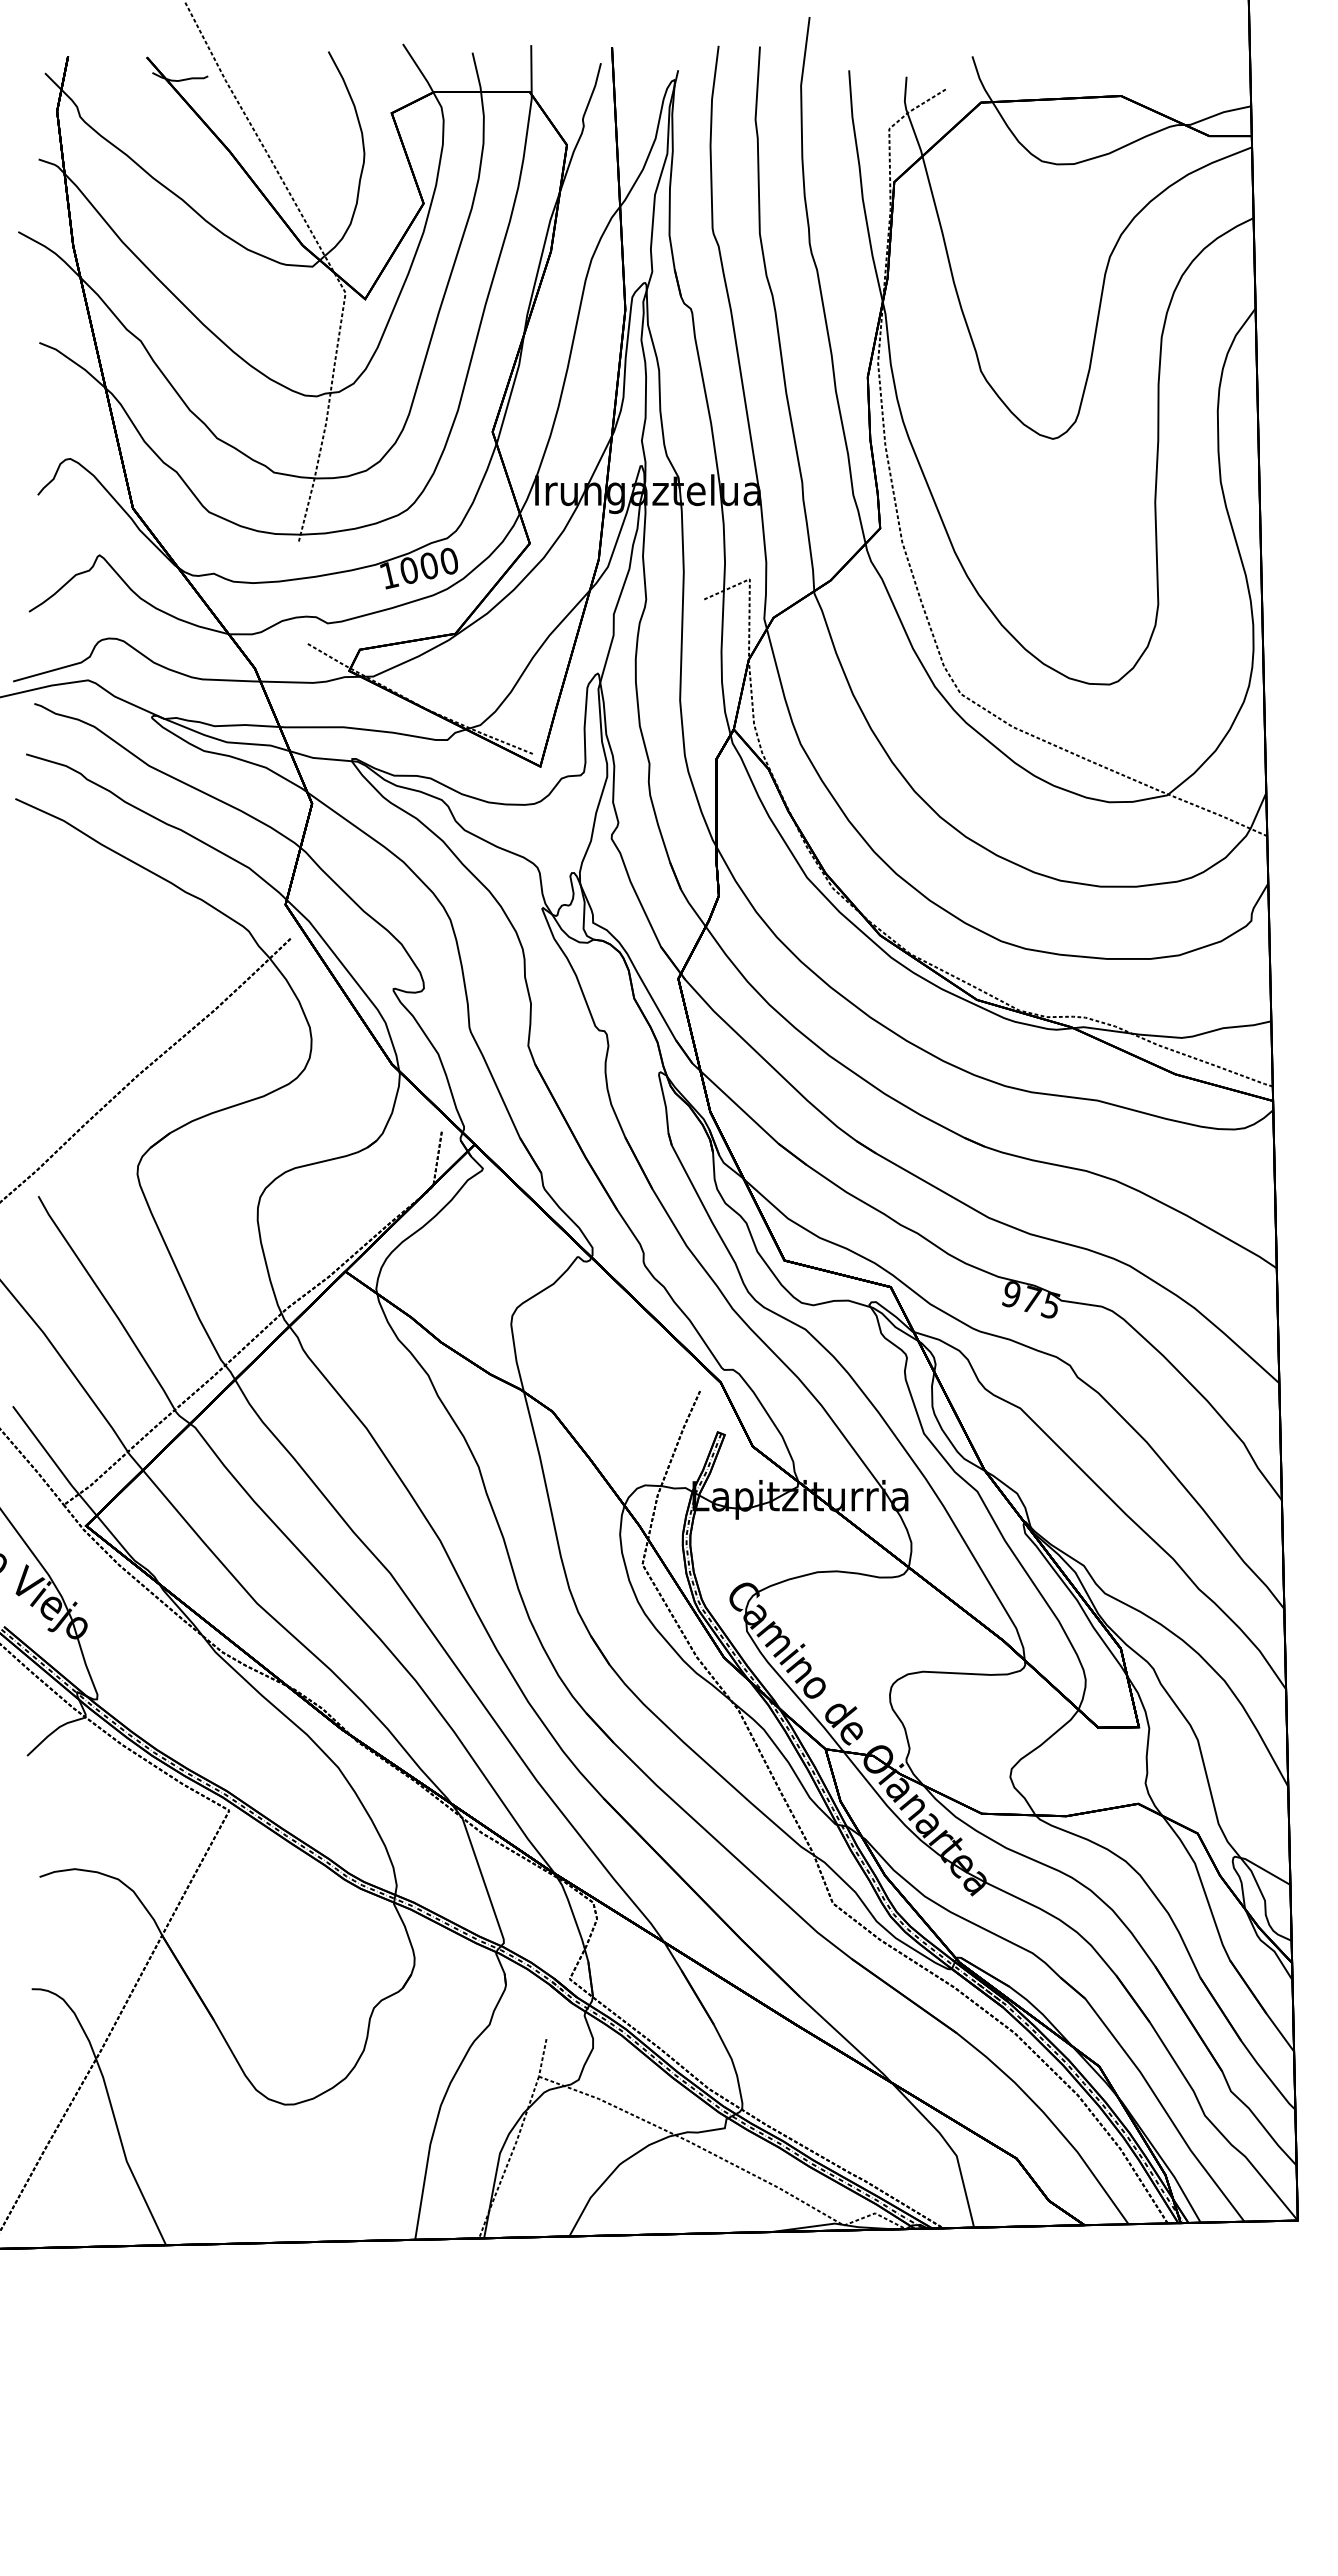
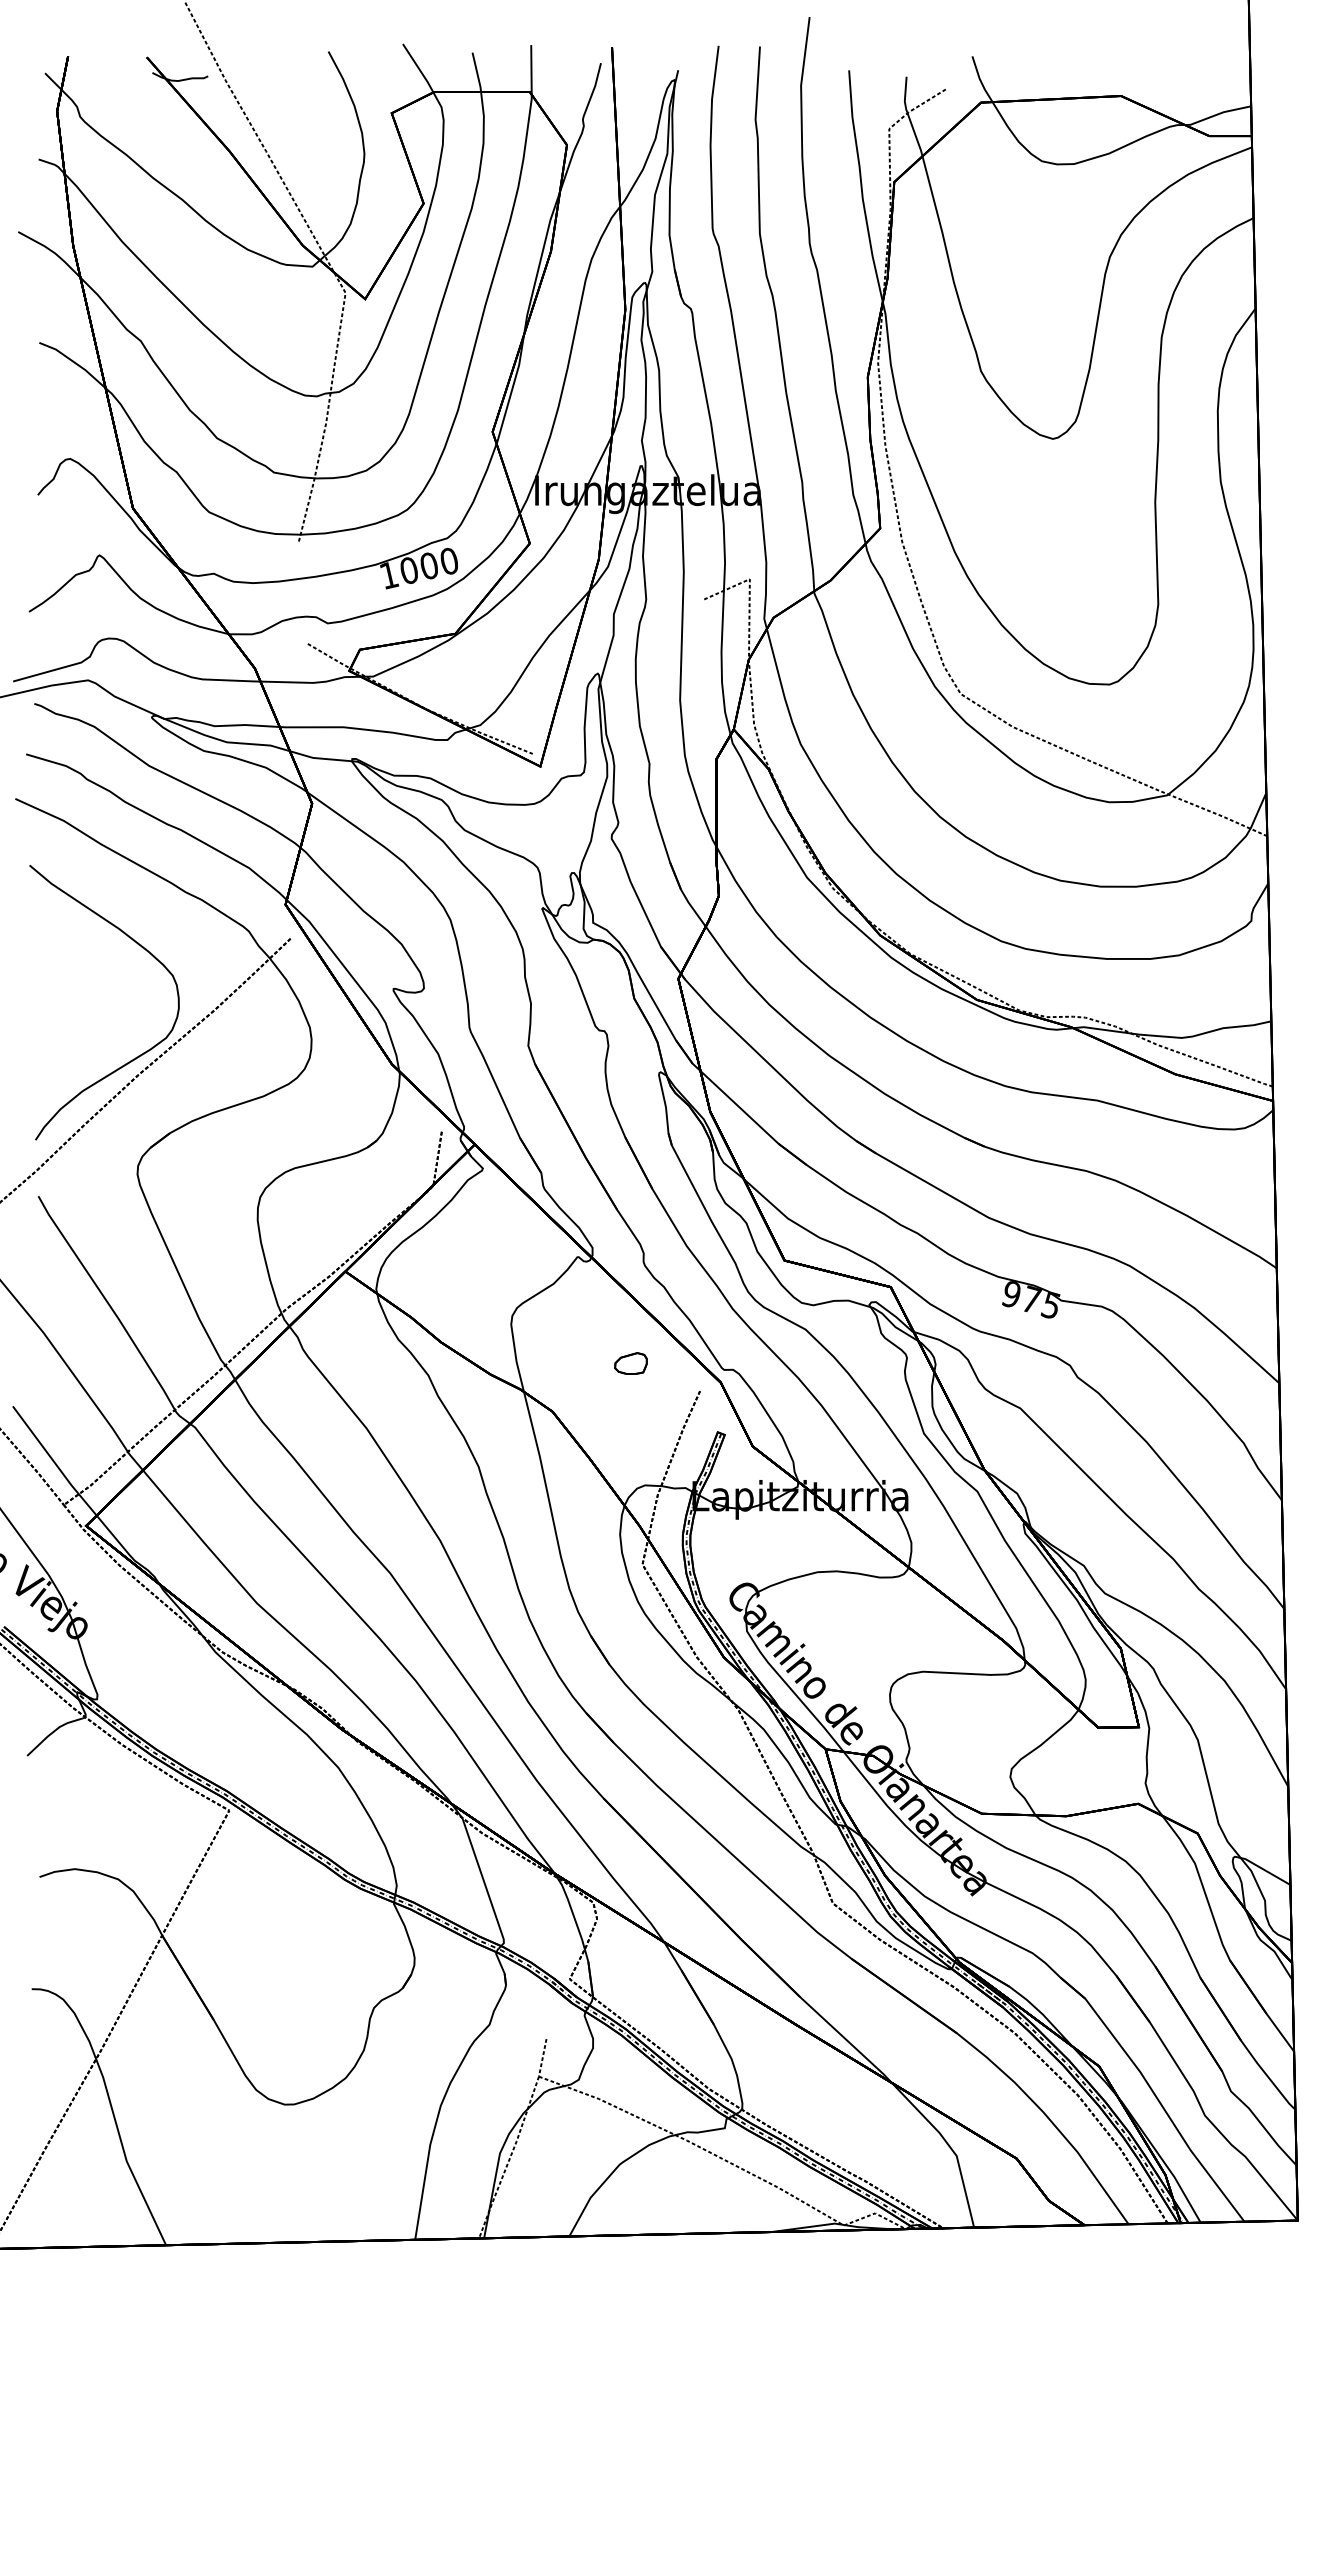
curve: none -> present (138, 1055)
part: none -> present (630, 1363)
